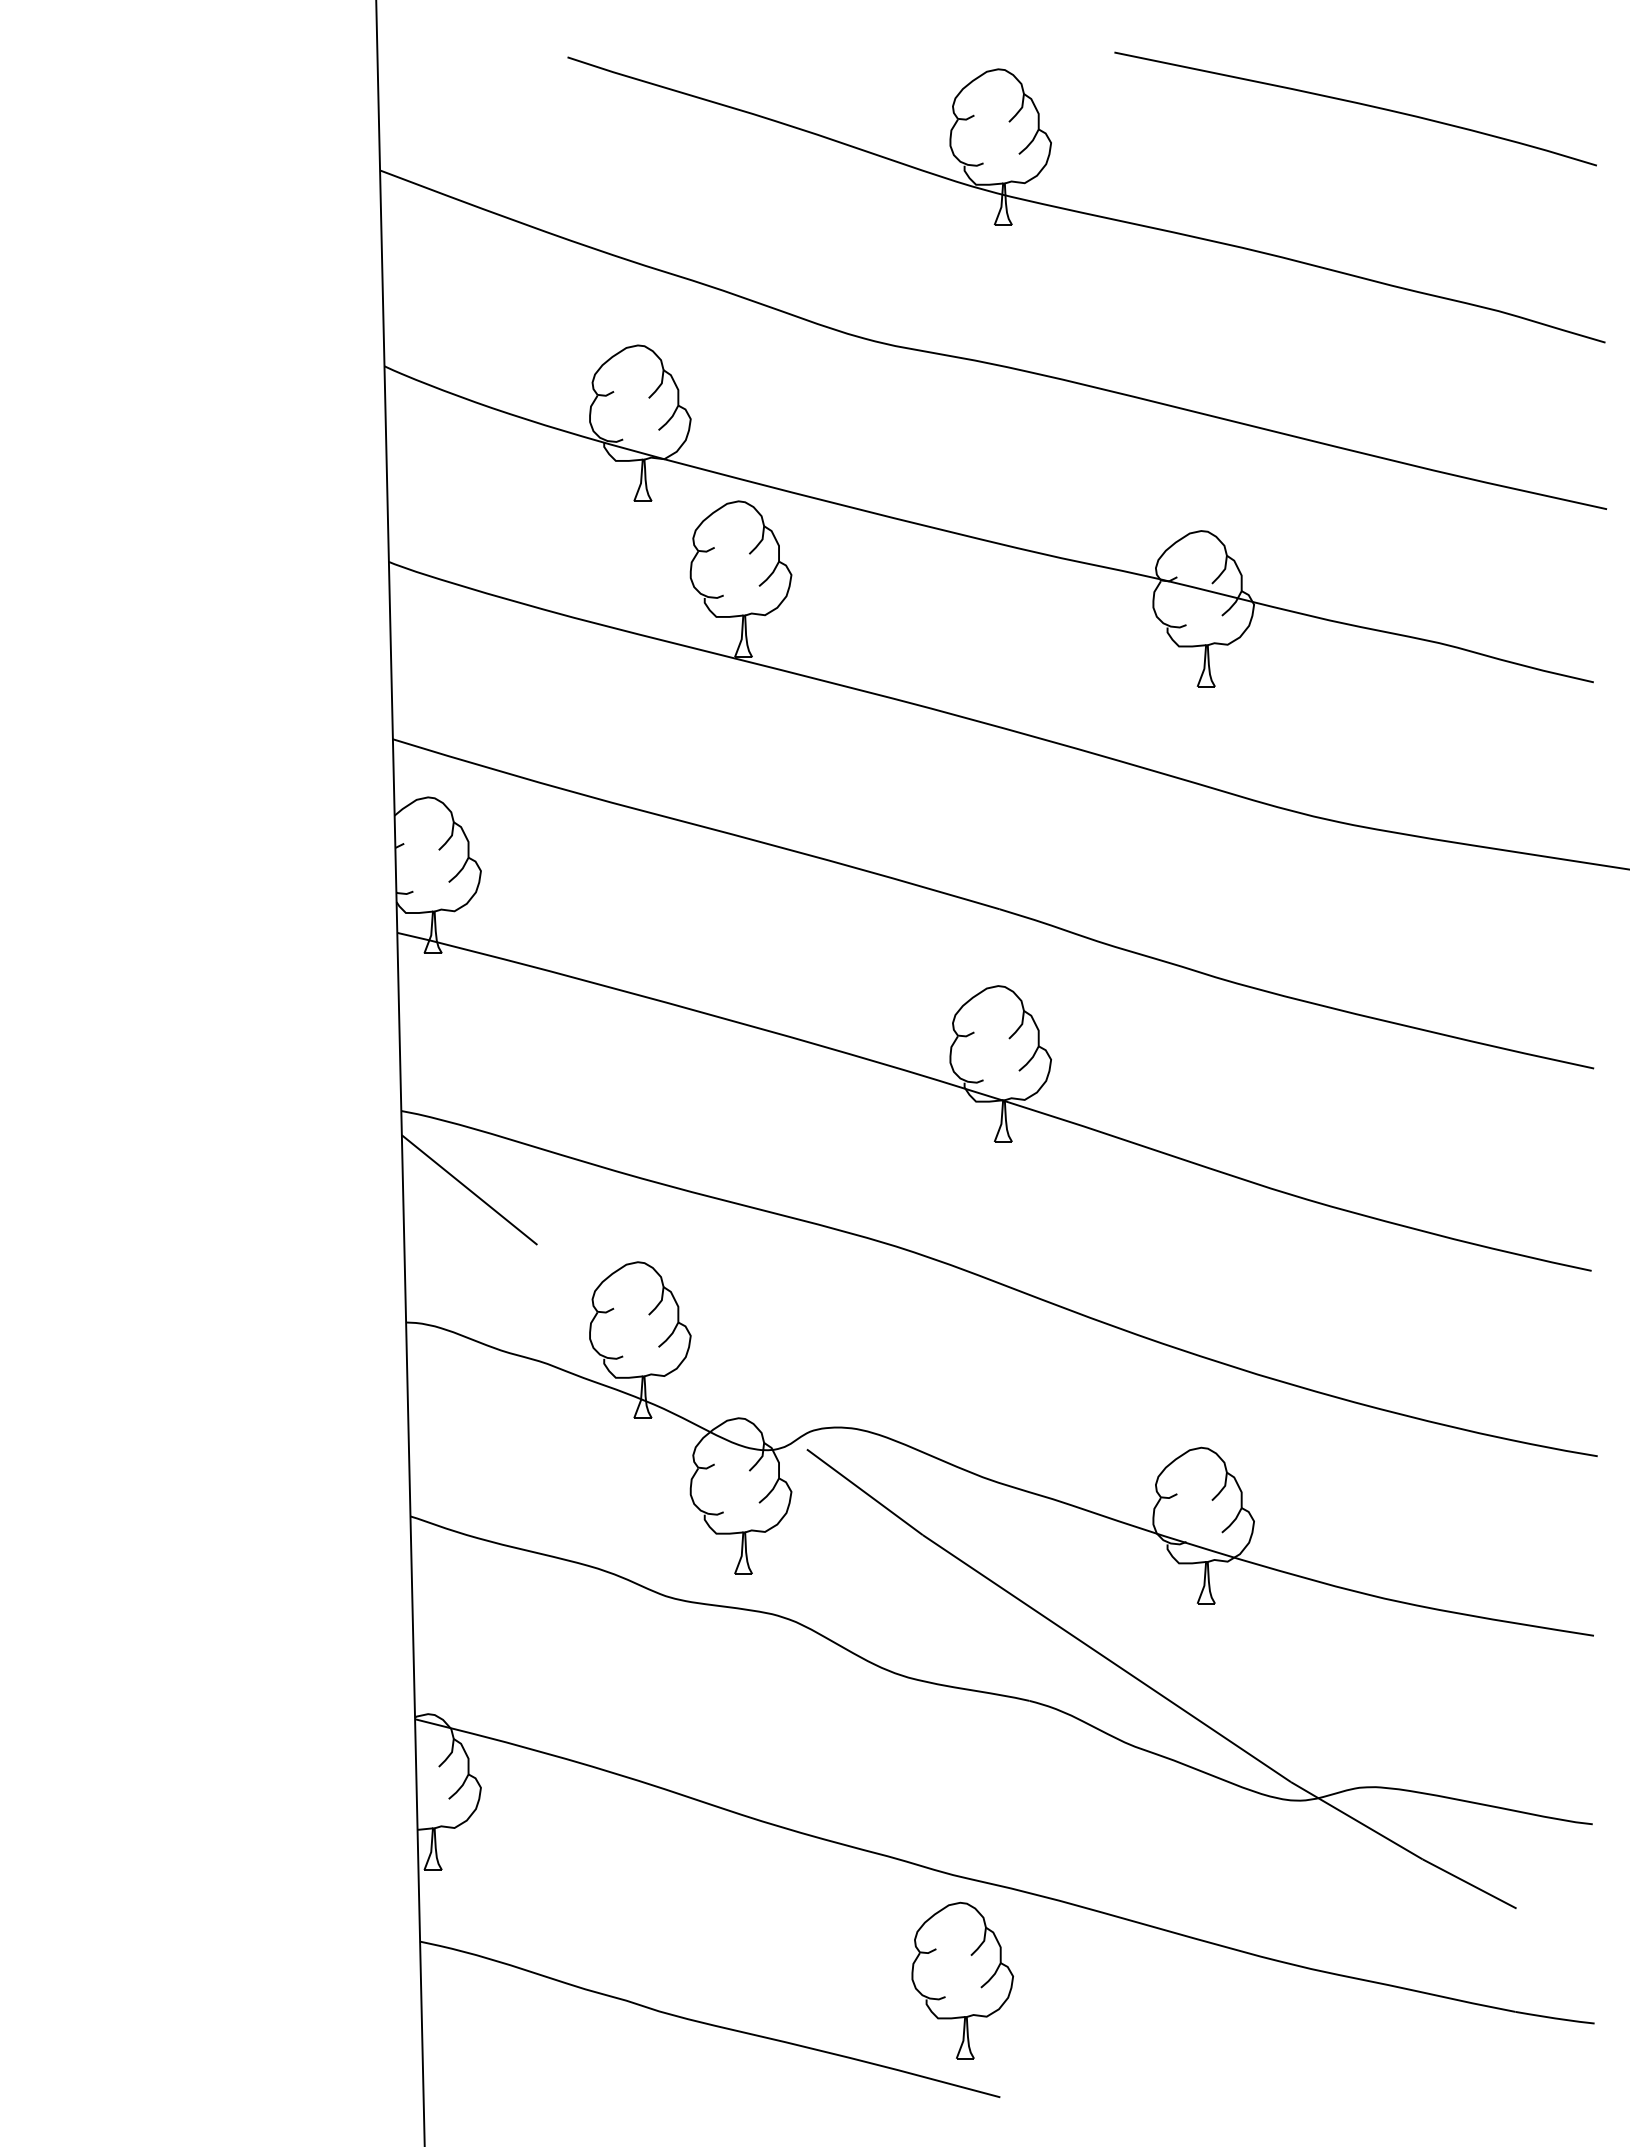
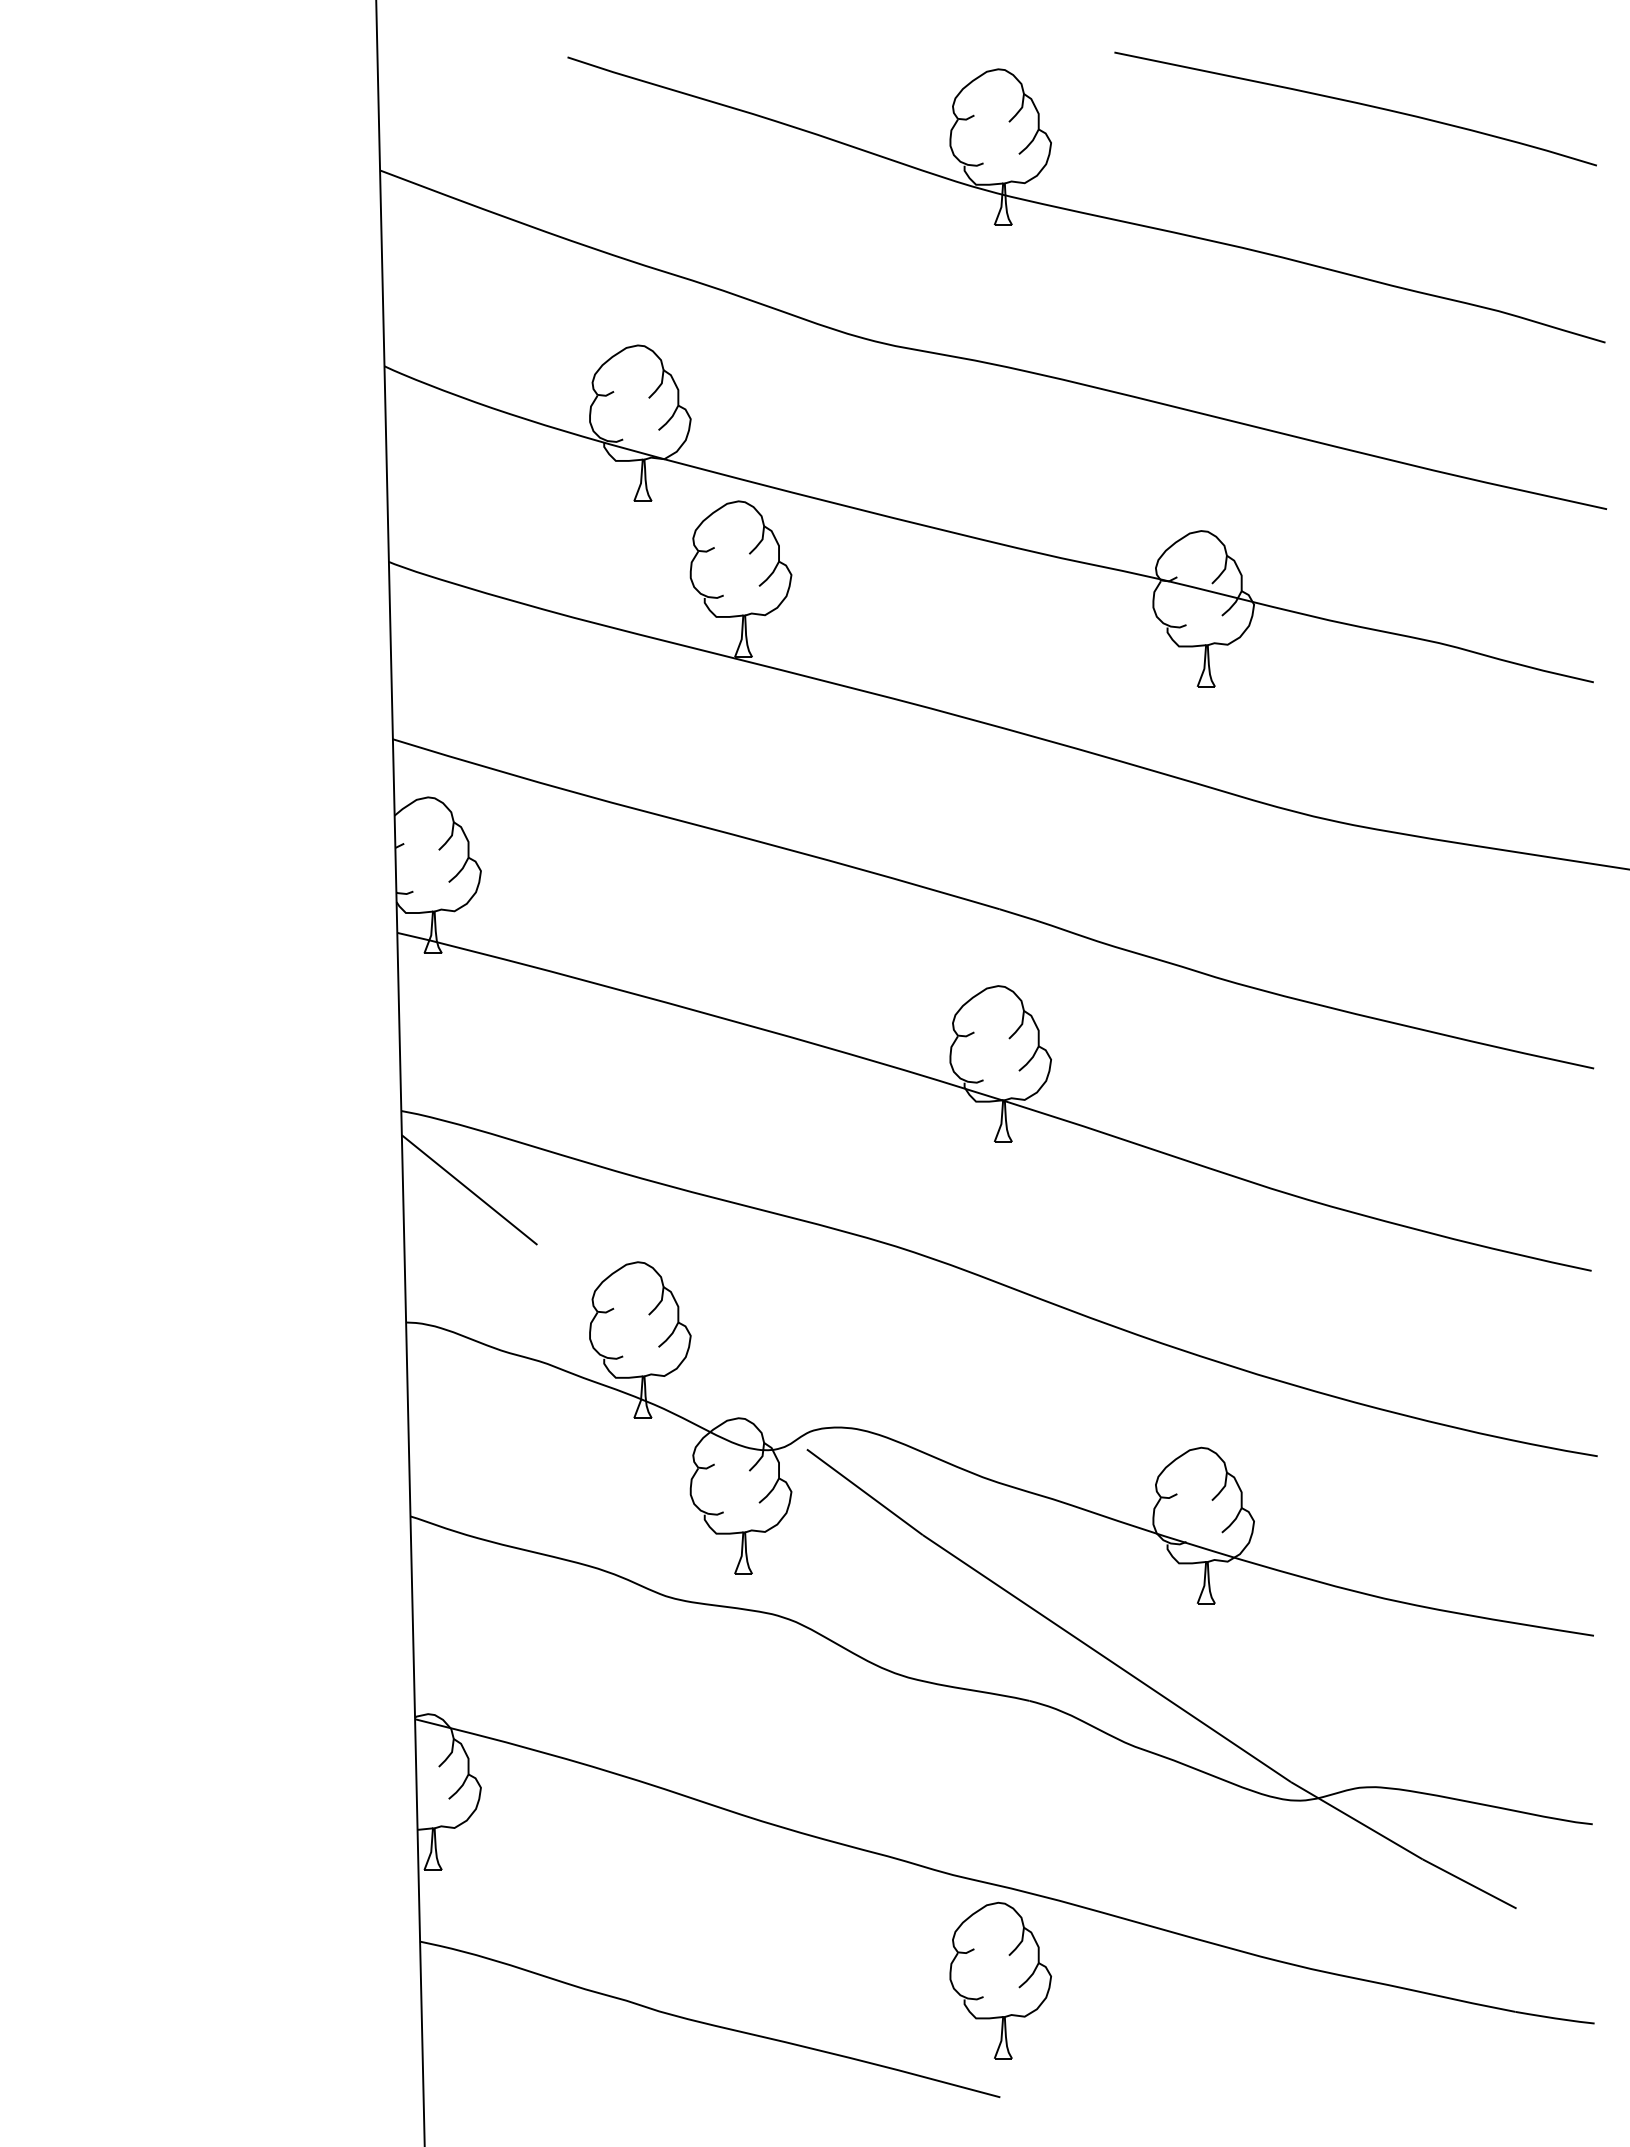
part position: (962, 1980) -> (1000, 1980) (1000, 1980)
